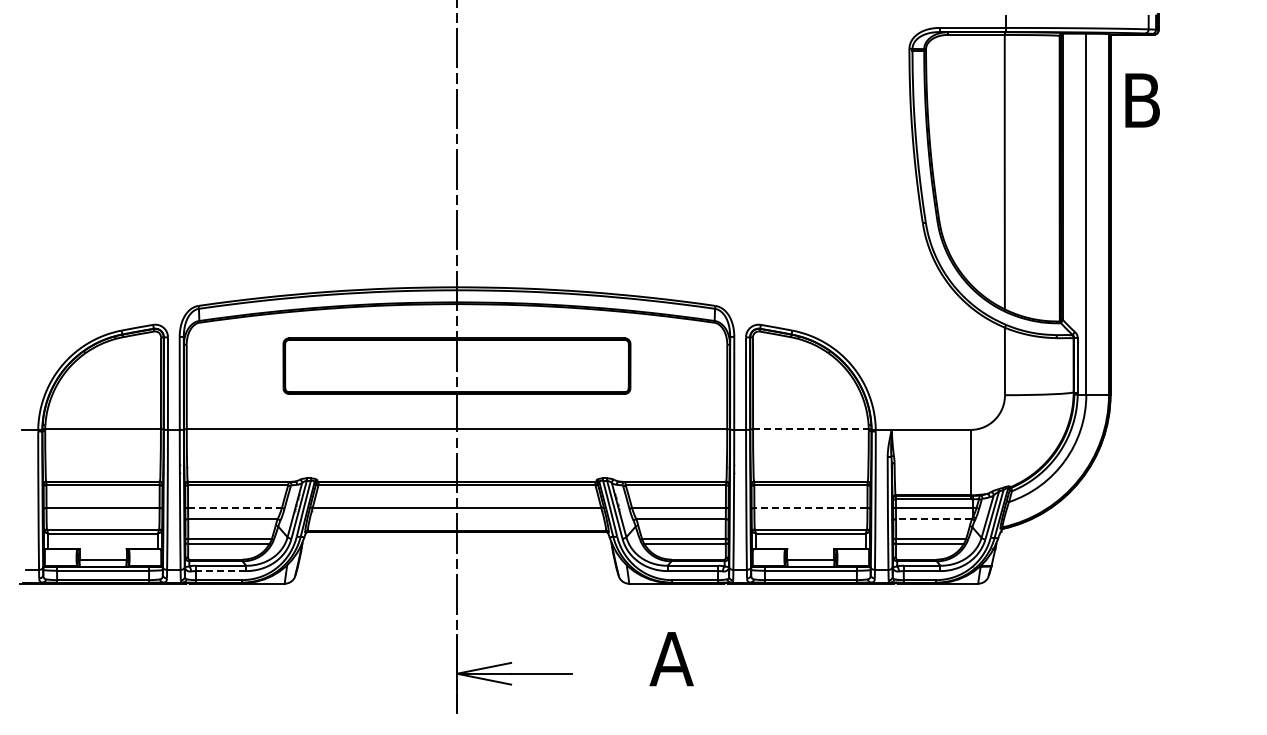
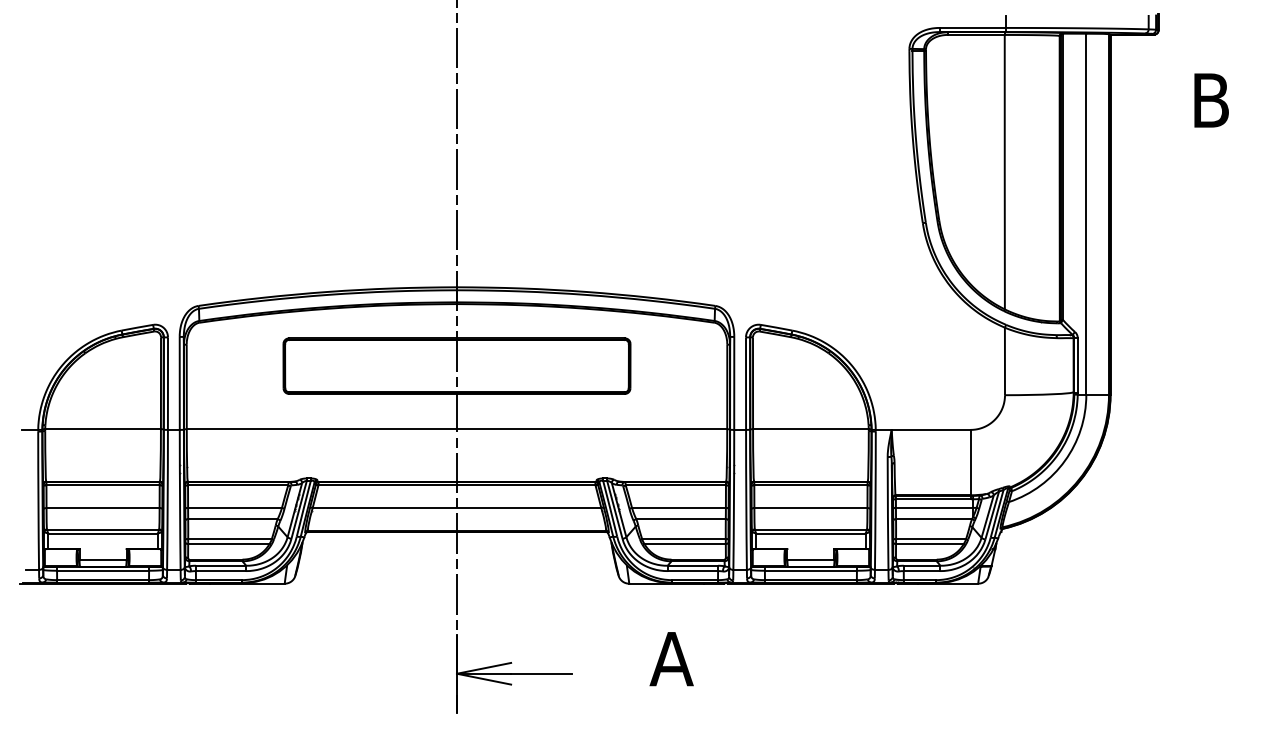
text position: (1142, 100) -> (1211, 100) (1211, 100)
line: dashed -> solid (810, 429)
line: dashed -> solid (235, 507)
line: dashed -> solid (810, 508)
line: dashed -> solid (933, 519)
line: dashed -> solid (220, 571)
